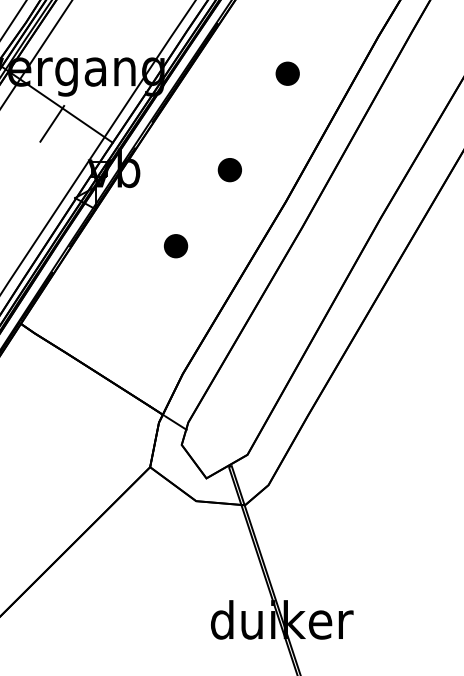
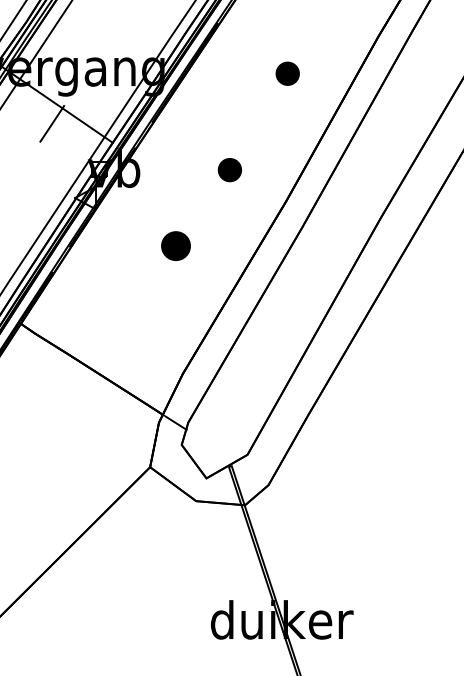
part size: 26x25 px -> 30x30 px (175, 245)
